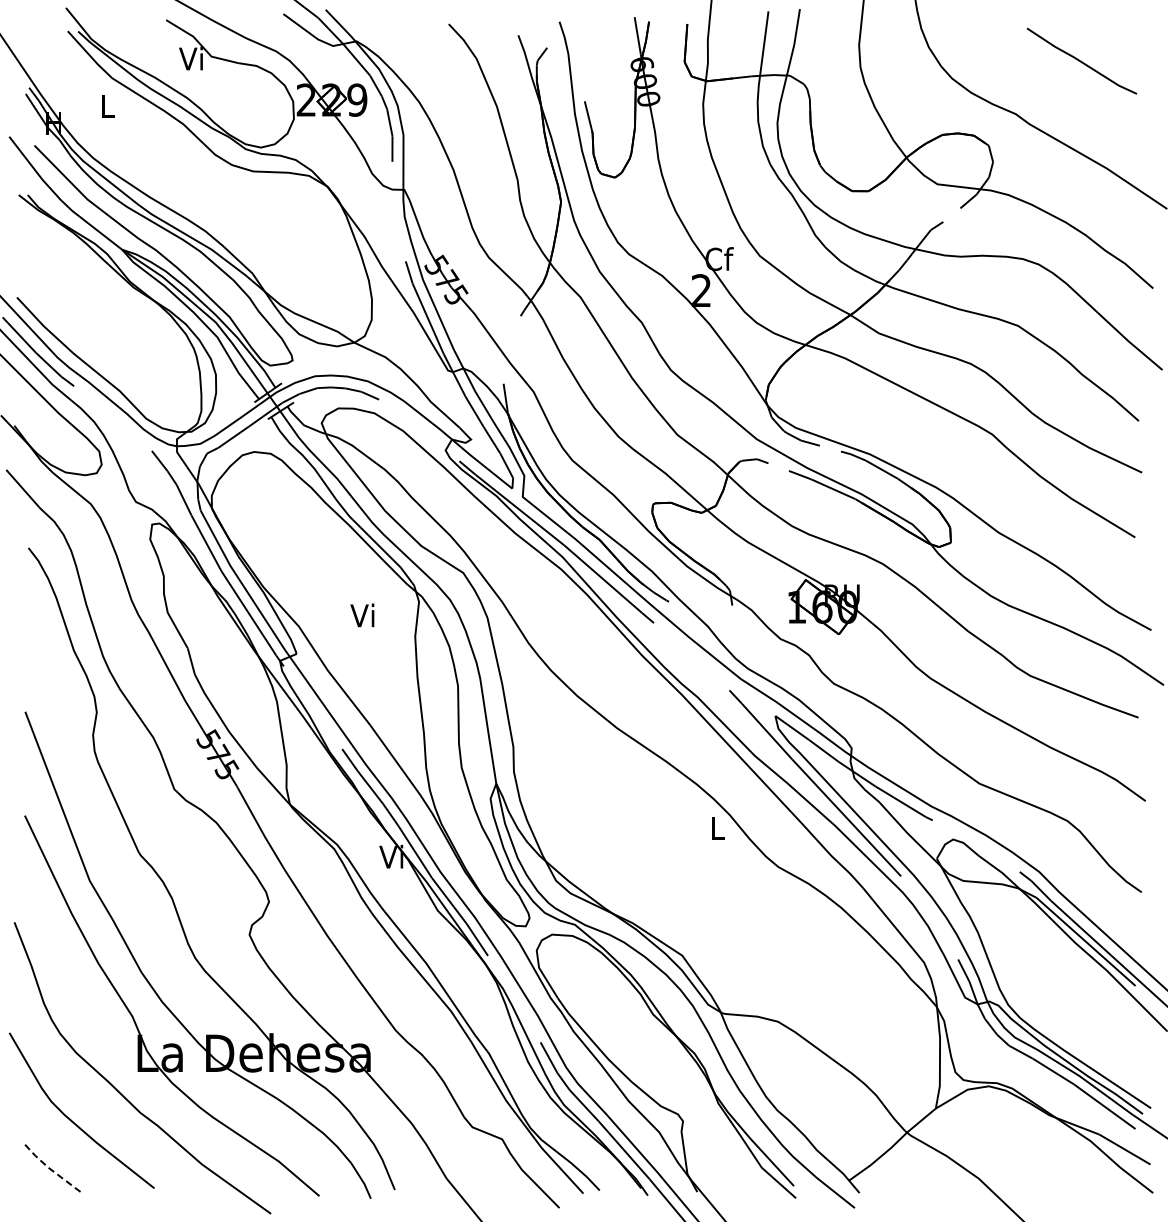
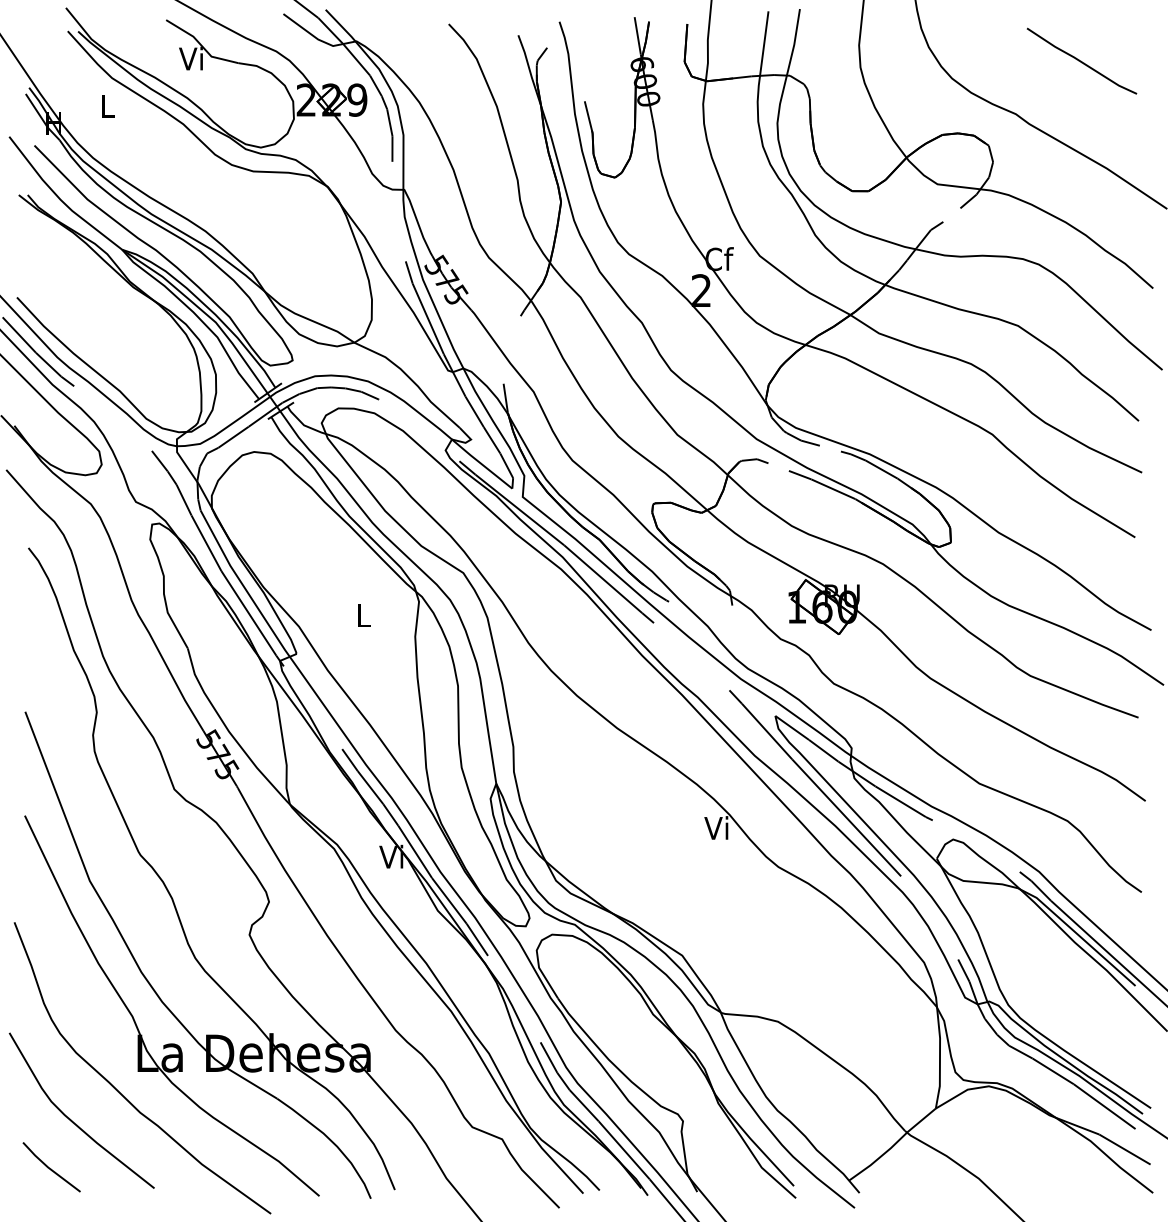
text: Vi -> L (362, 615)
text: L -> Vi (716, 827)
line: dashed -> solid (48, 1168)
